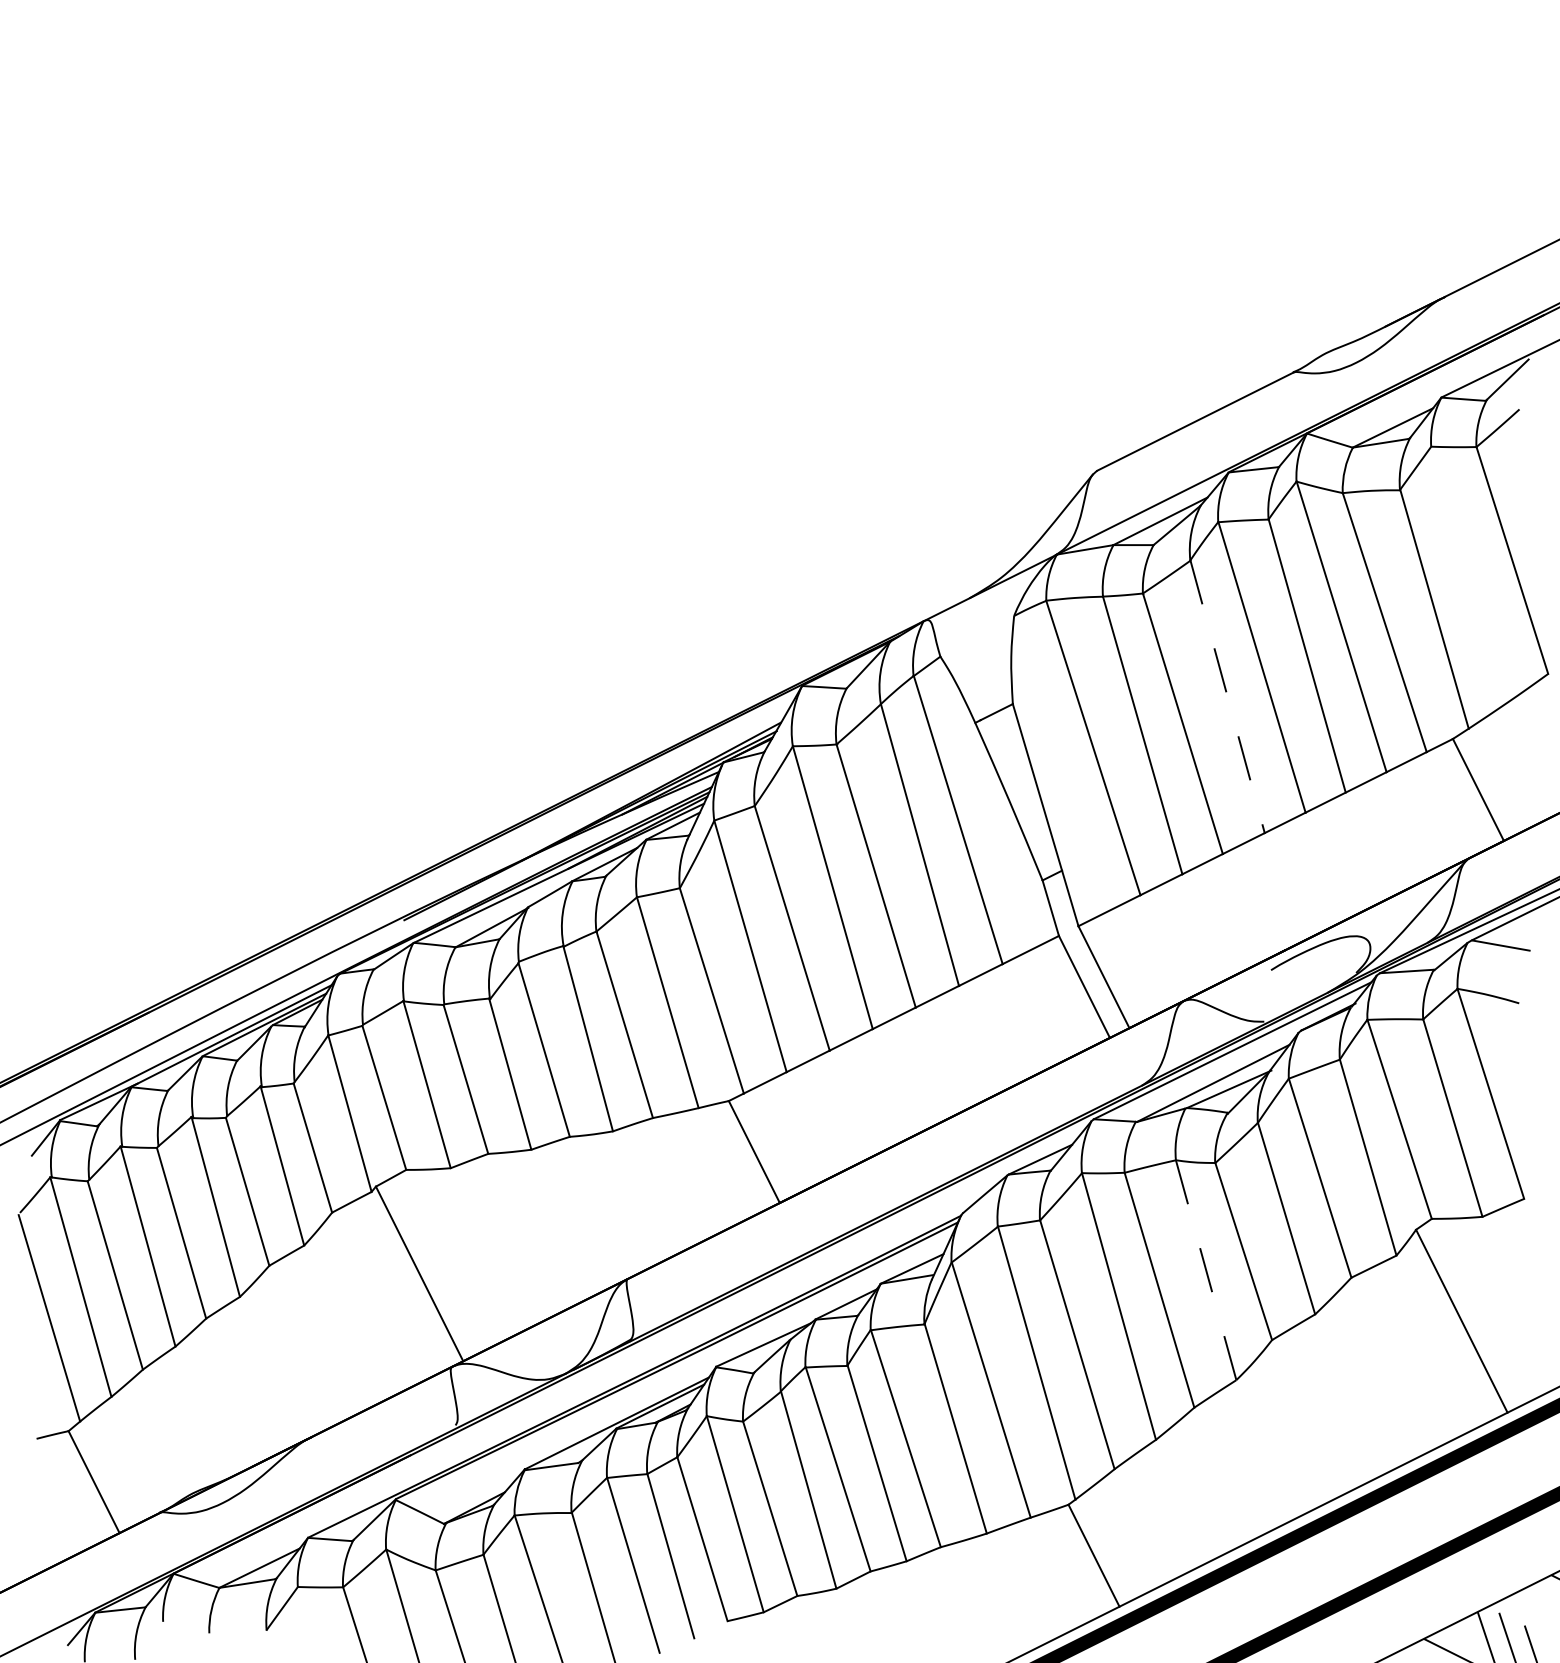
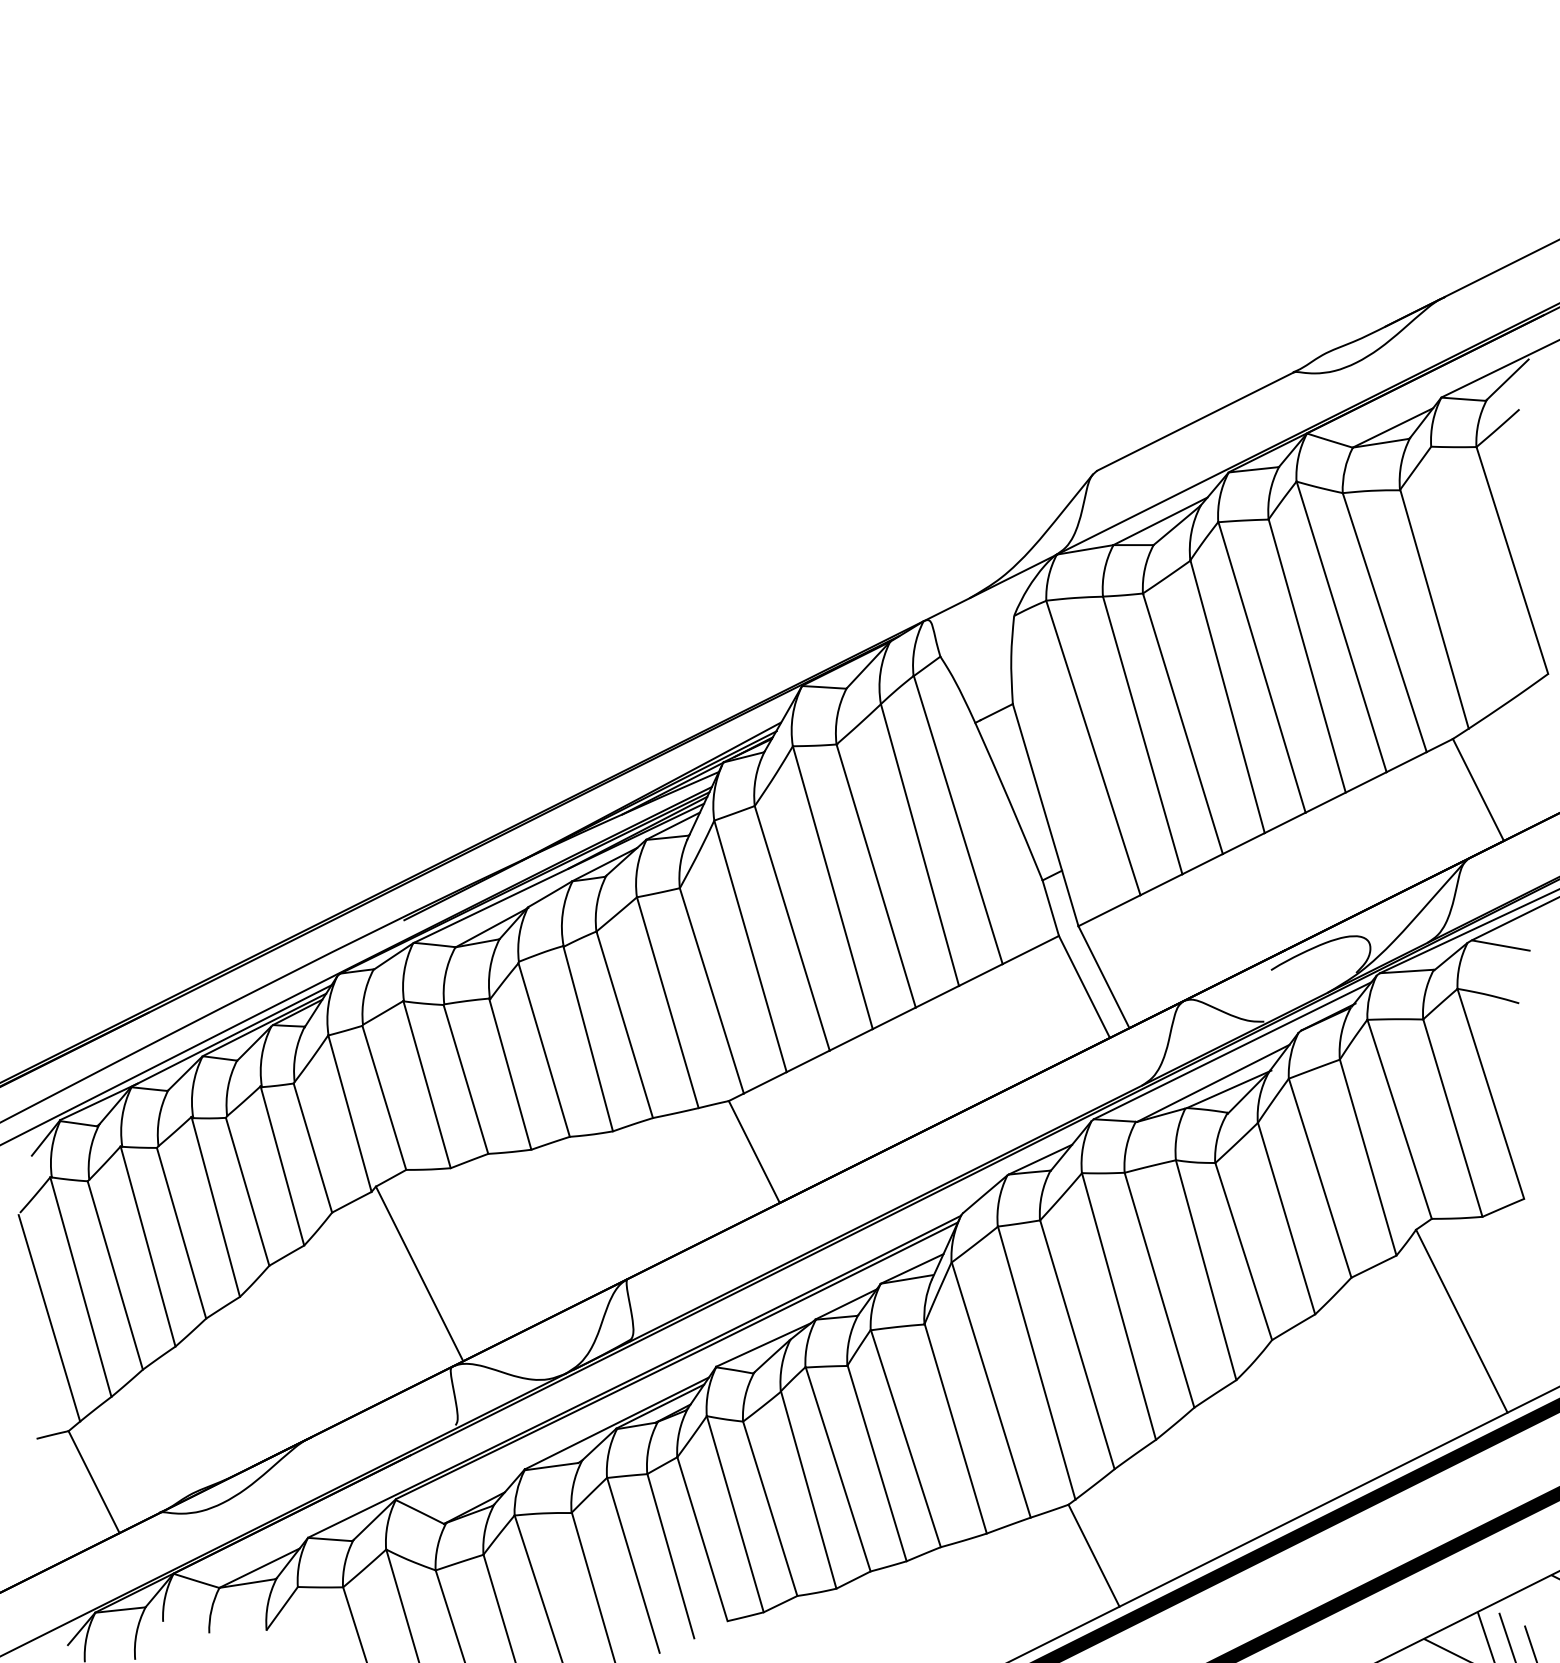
line: dashed -> solid (1227, 697)
line: dashed -> solid (1206, 1270)
